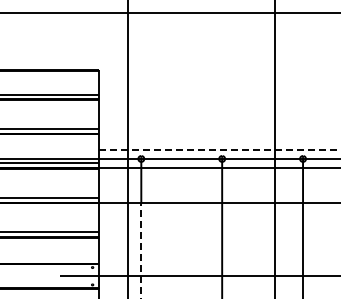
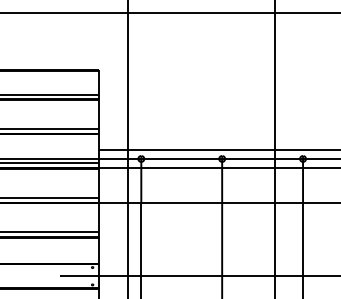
line: dashed -> solid (220, 150)
line: dashed -> solid (141, 250)
